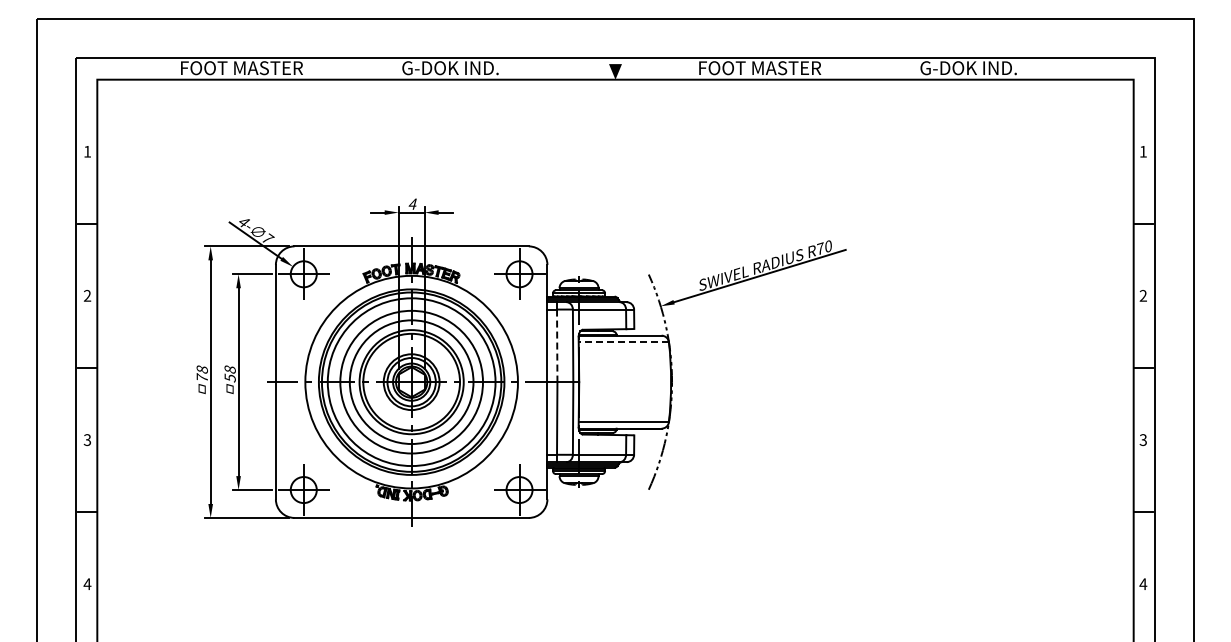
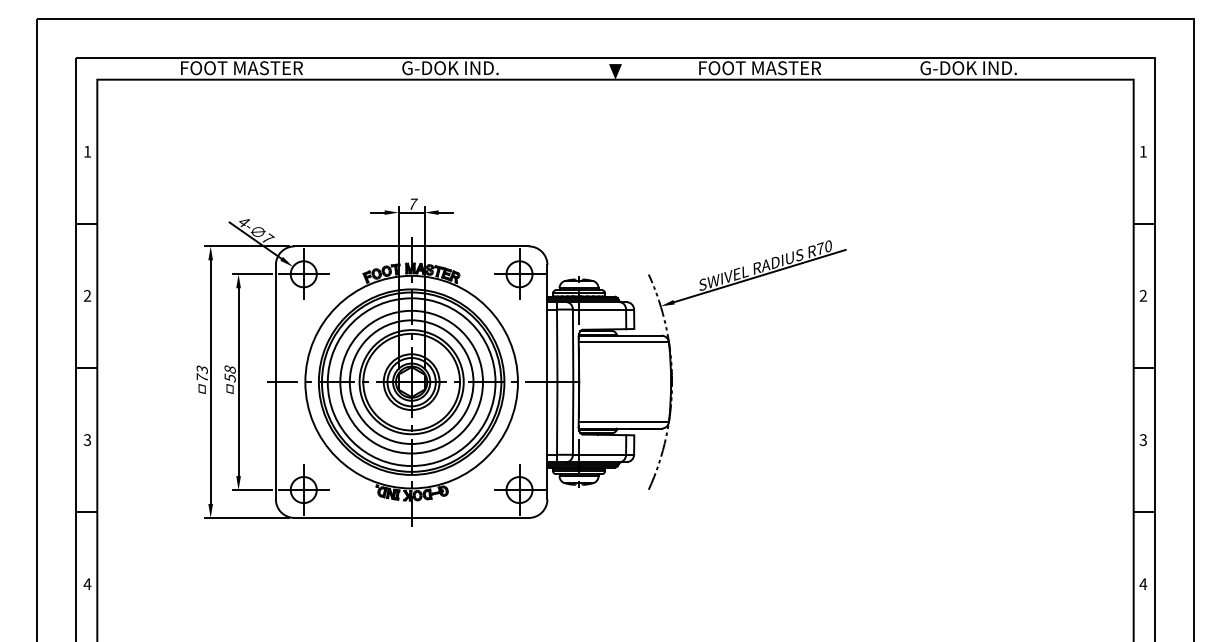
text: 4 -> 7 (412, 203)
line: dashed -> solid (623, 342)
line: dashed -> solid (557, 346)
text: 78 -> 73 (201, 369)
